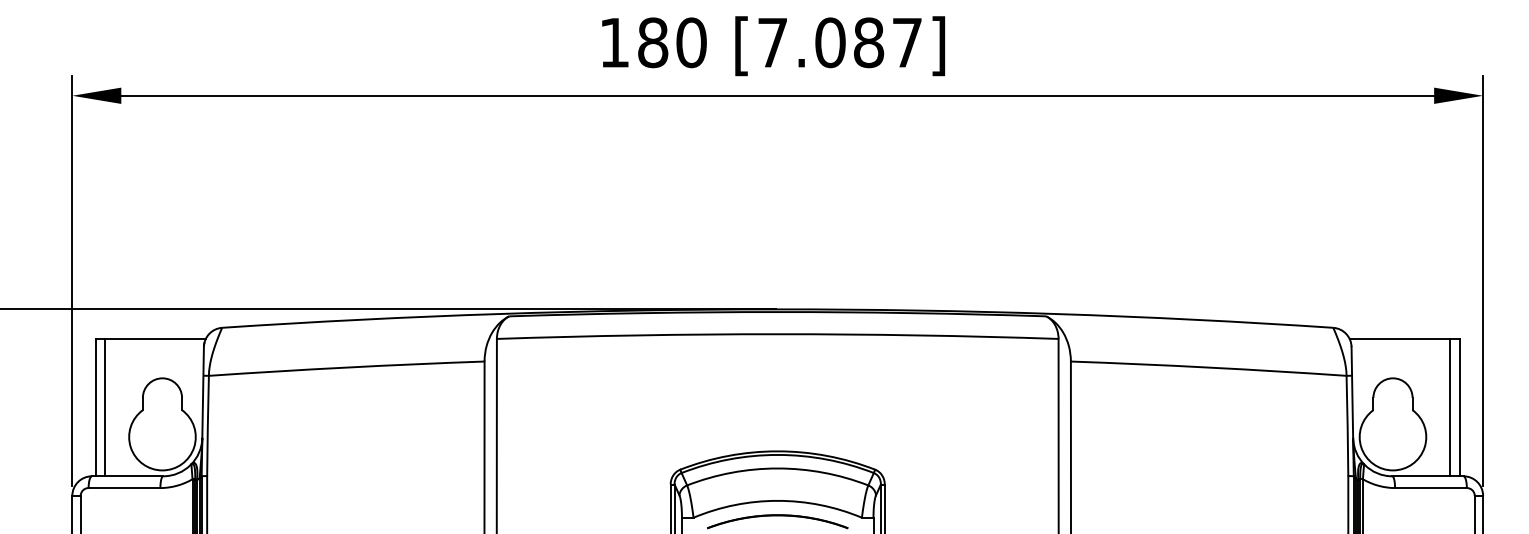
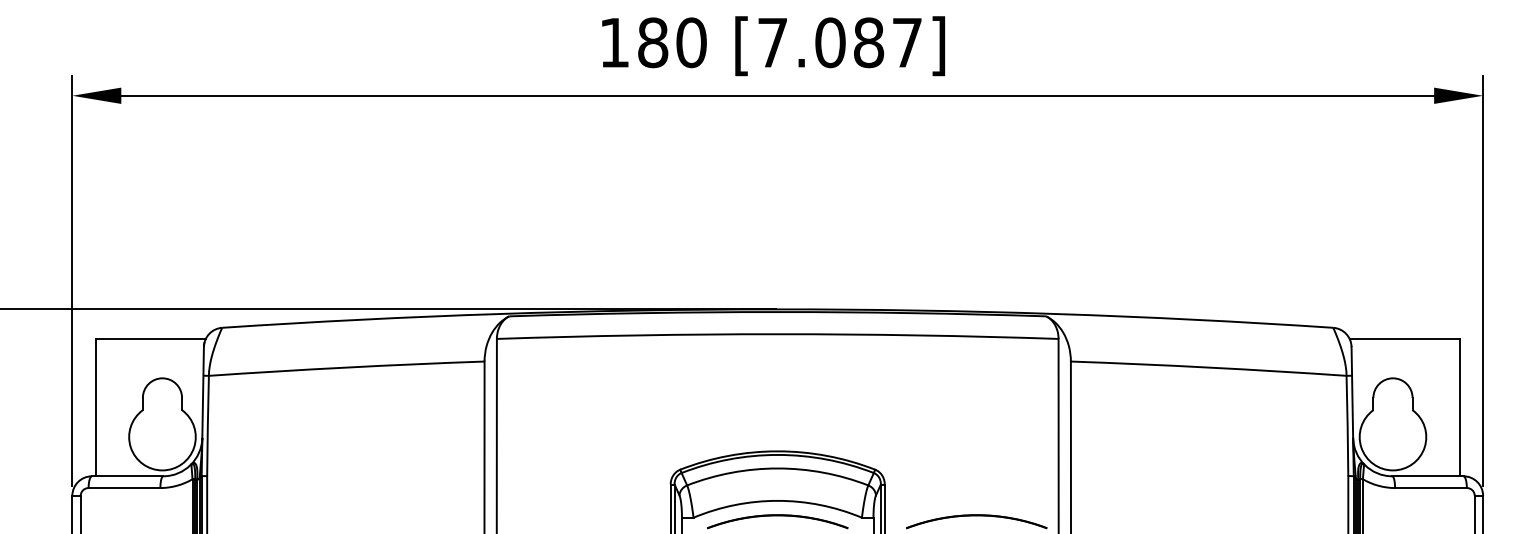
line: present -> none (105, 407)
line: present -> none (1450, 407)
part: none -> present (976, 521)
